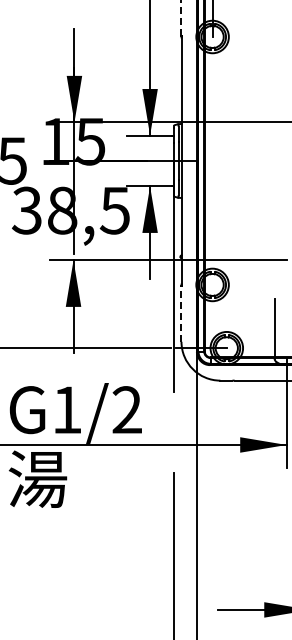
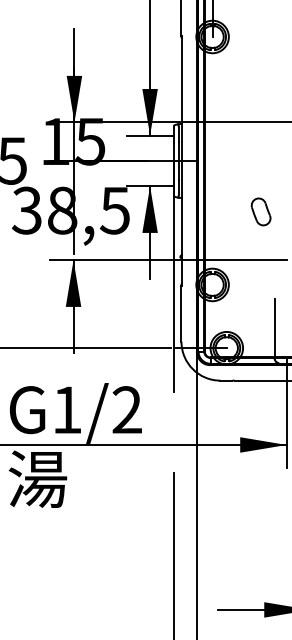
line: dashed -> solid (181, 18)
part: none -> present (260, 211)
line: dashed -> solid (181, 313)
